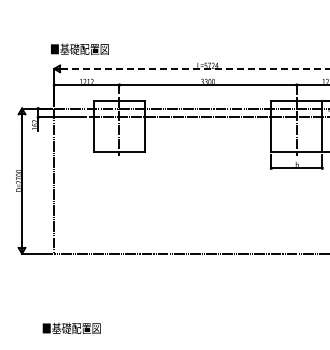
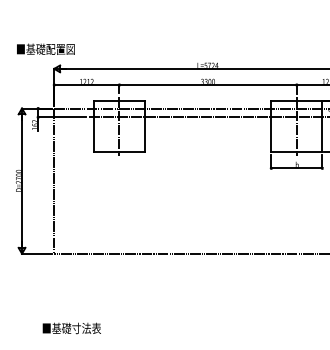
text position: (79, 48) -> (45, 48) (45, 48)
line: dashed -> solid (195, 68)
text: ■基礎配置図 -> ■基礎寸法表 (86, 328)
